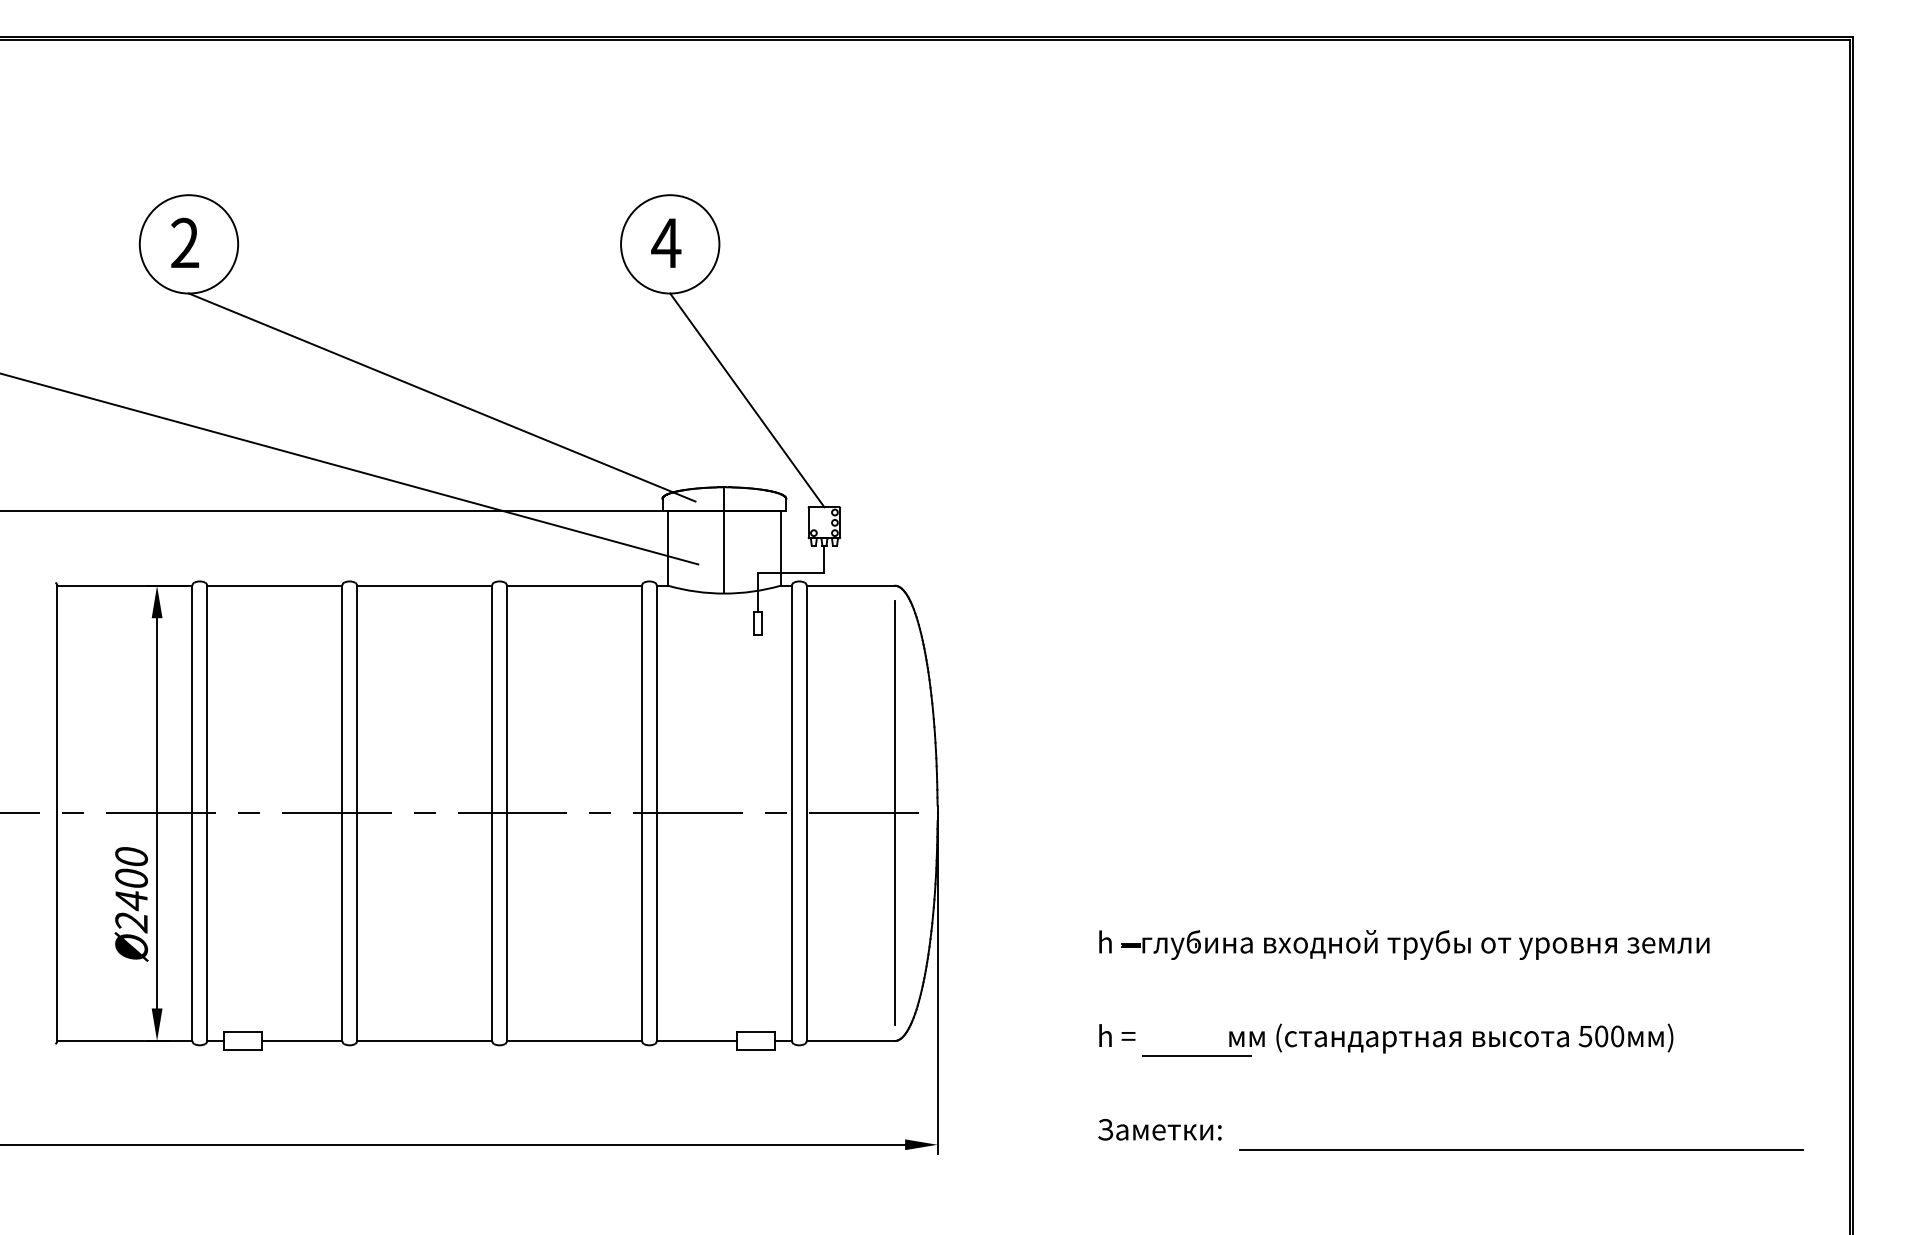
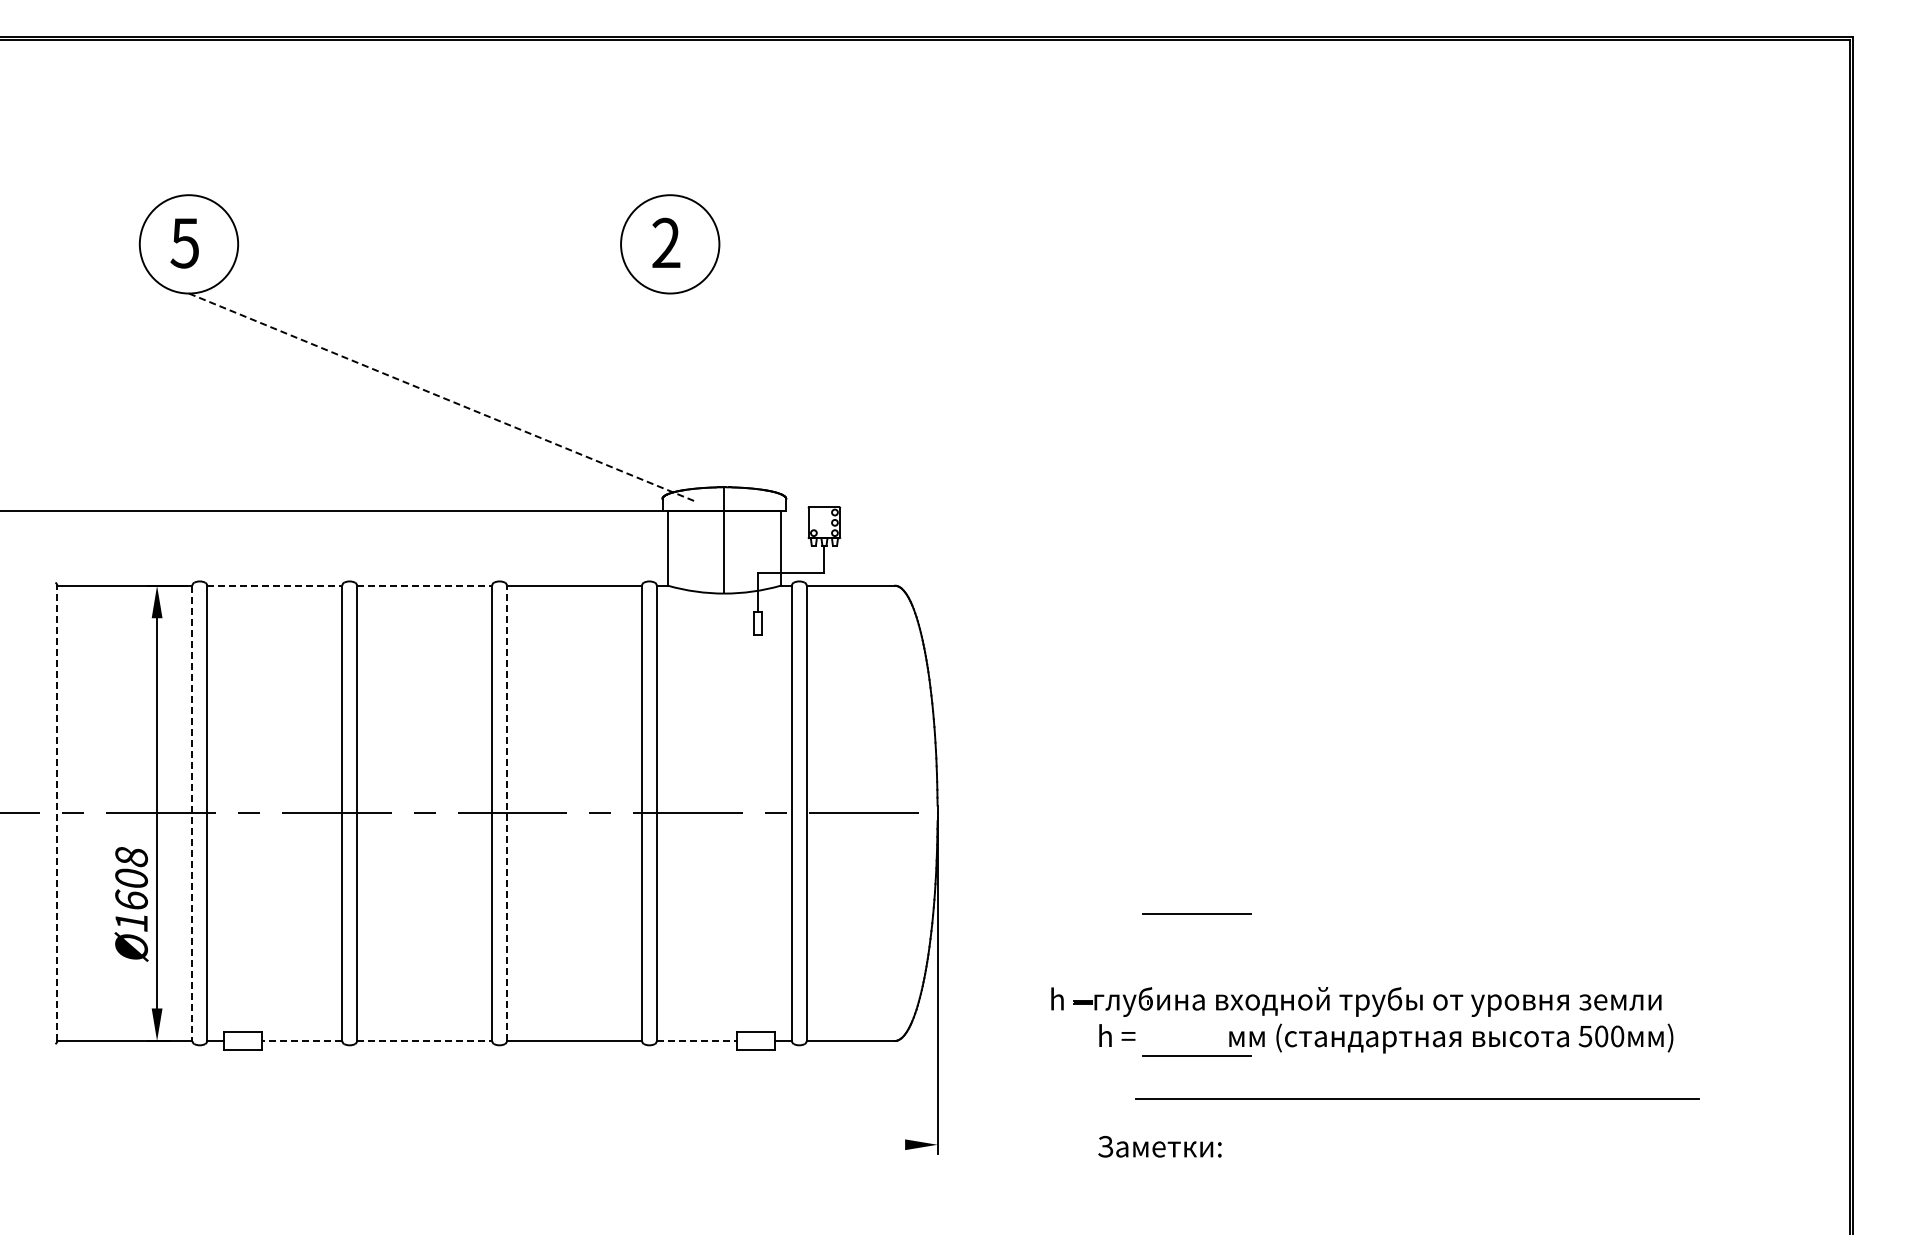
text: 2 -> 5 (184, 242)
text: 4 -> 2 (666, 242)
line: solid -> dashed (442, 397)
line: present -> none (747, 400)
line: present -> none (350, 469)
line: solid -> dashed (274, 585)
line: solid -> dashed (424, 585)
line: solid -> dashed (57, 813)
line: solid -> dashed (192, 813)
line: solid -> dashed (506, 813)
line: present -> none (894, 813)
text: Ø2400 -> Ø1608 (131, 890)
line: none -> present (1196, 913)
part position: (1404, 944) -> (1356, 1001) (1356, 1001)
line: solid -> dashed (301, 1040)
line: solid -> dashed (424, 1040)
line: solid -> dashed (697, 1040)
text position: (1159, 1129) -> (1159, 1146) (1159, 1146)
line: present -> none (453, 1144)
line position: (1521, 1149) -> (1417, 1098) (1417, 1098)
